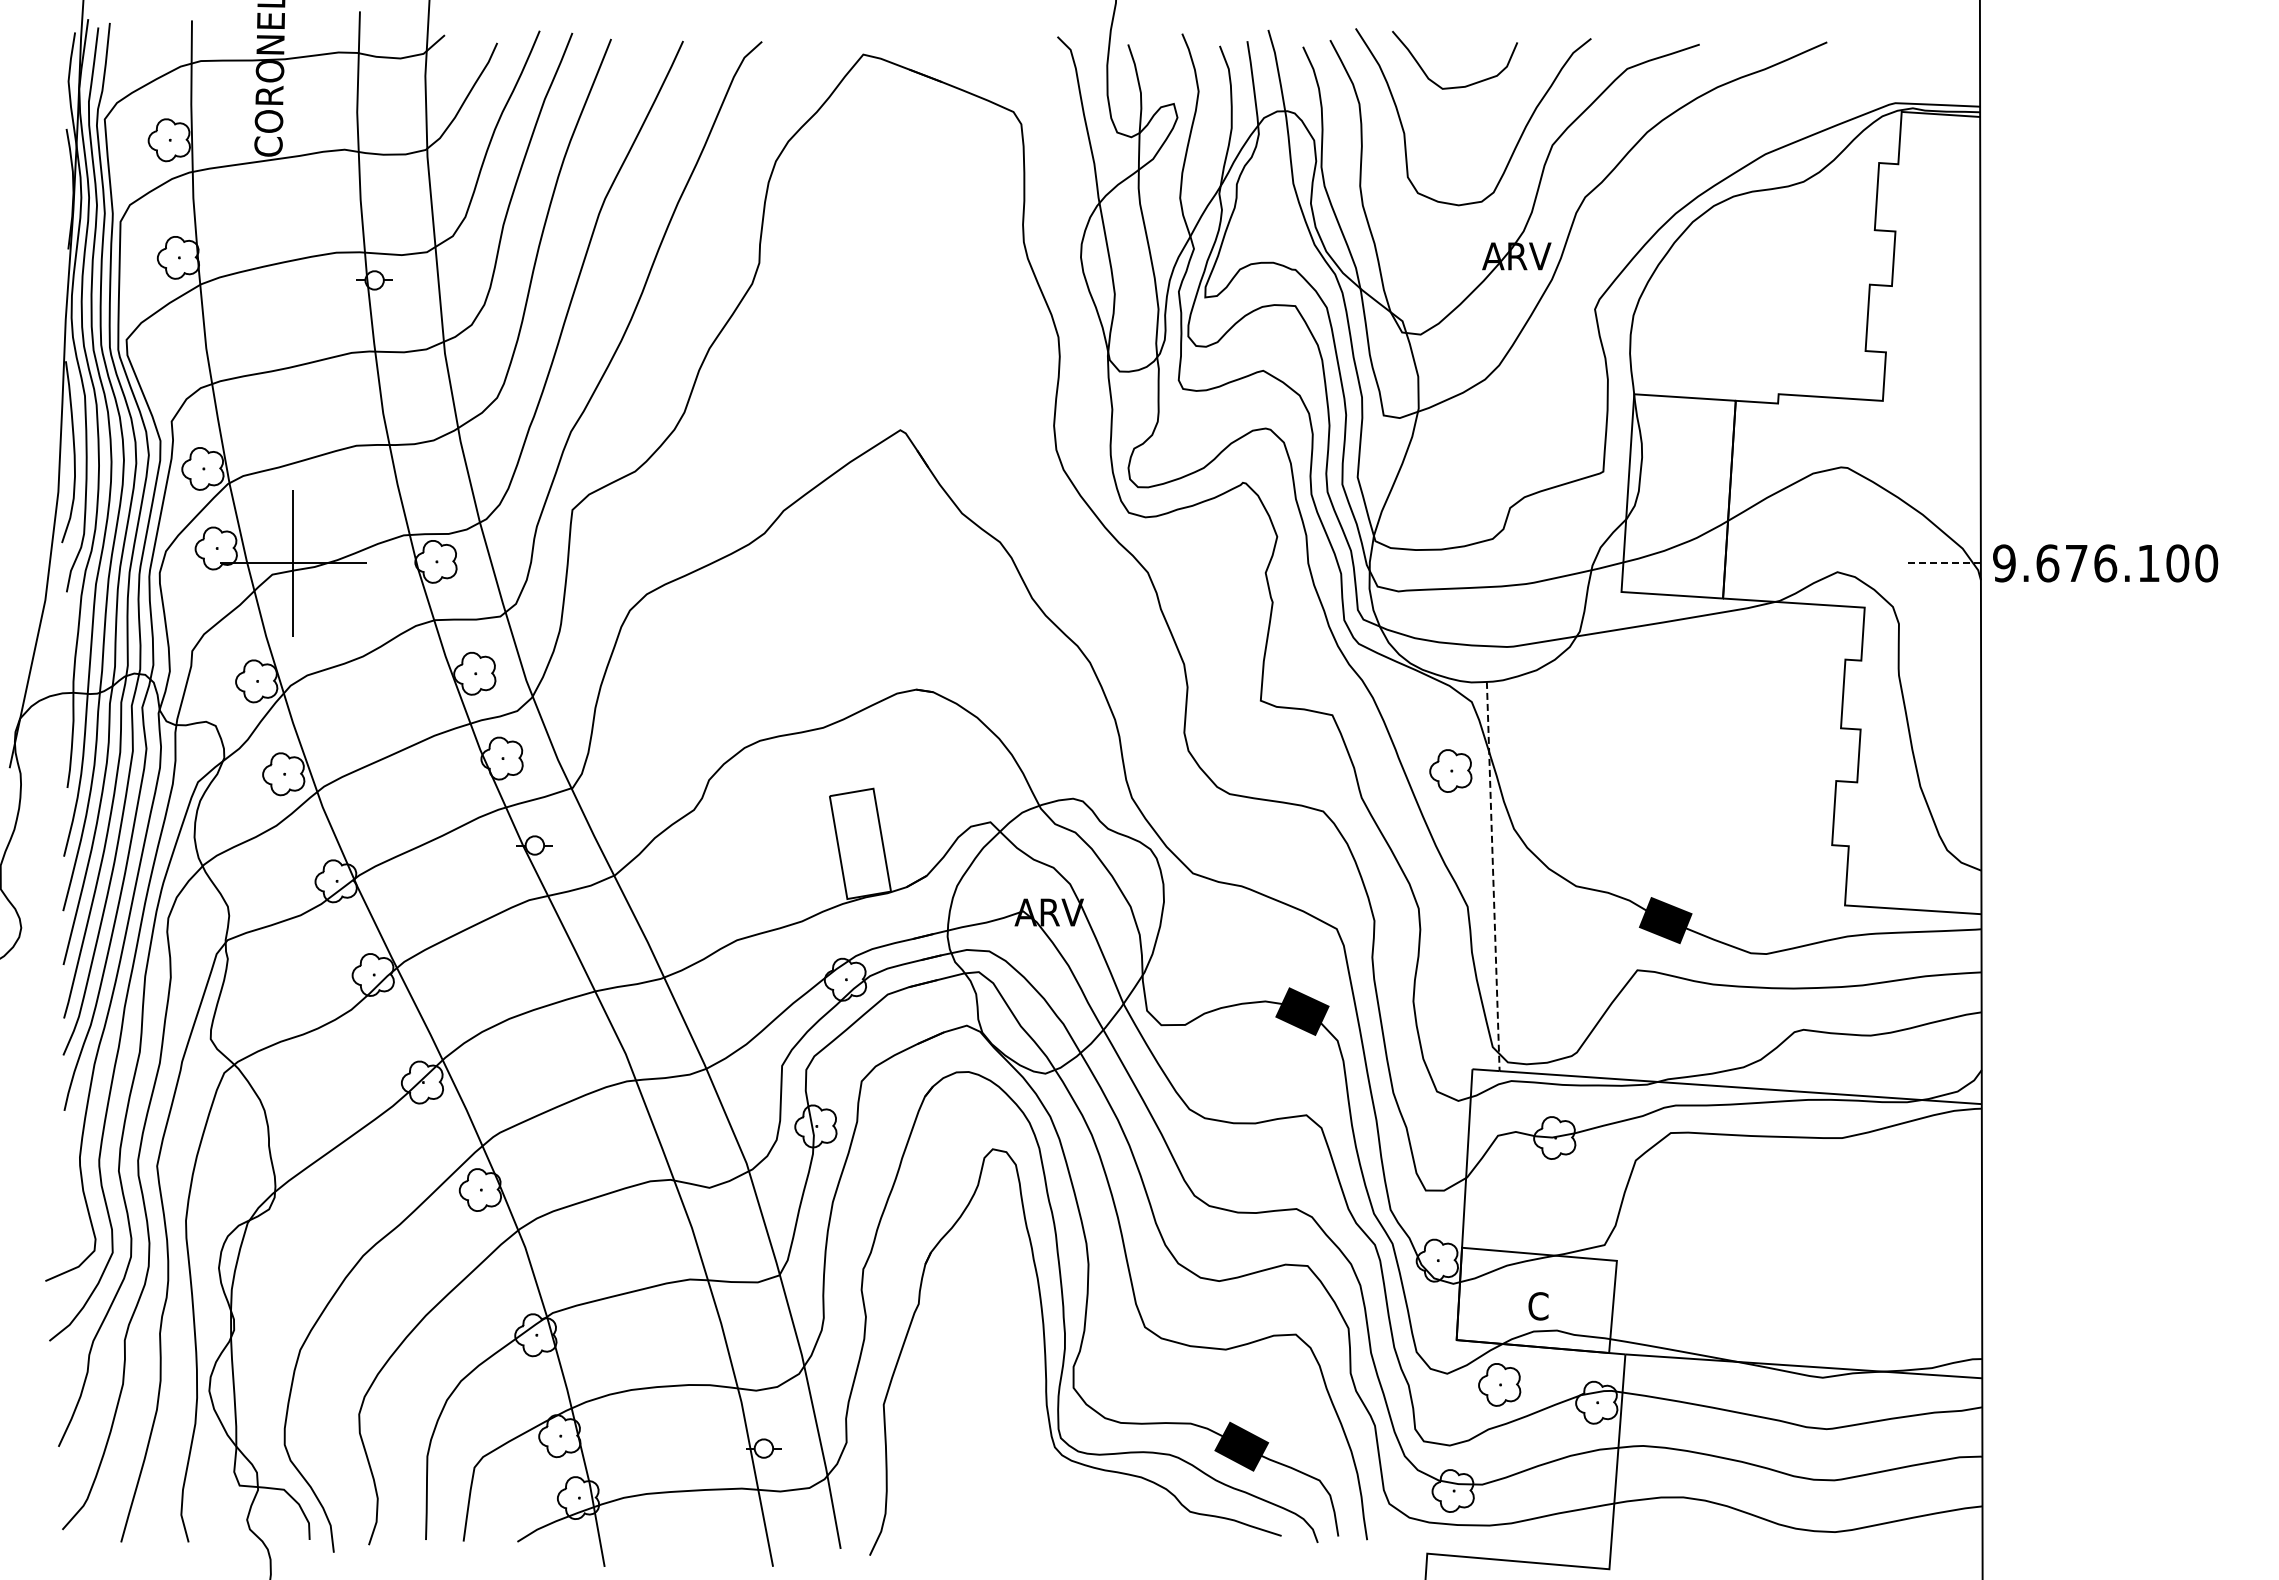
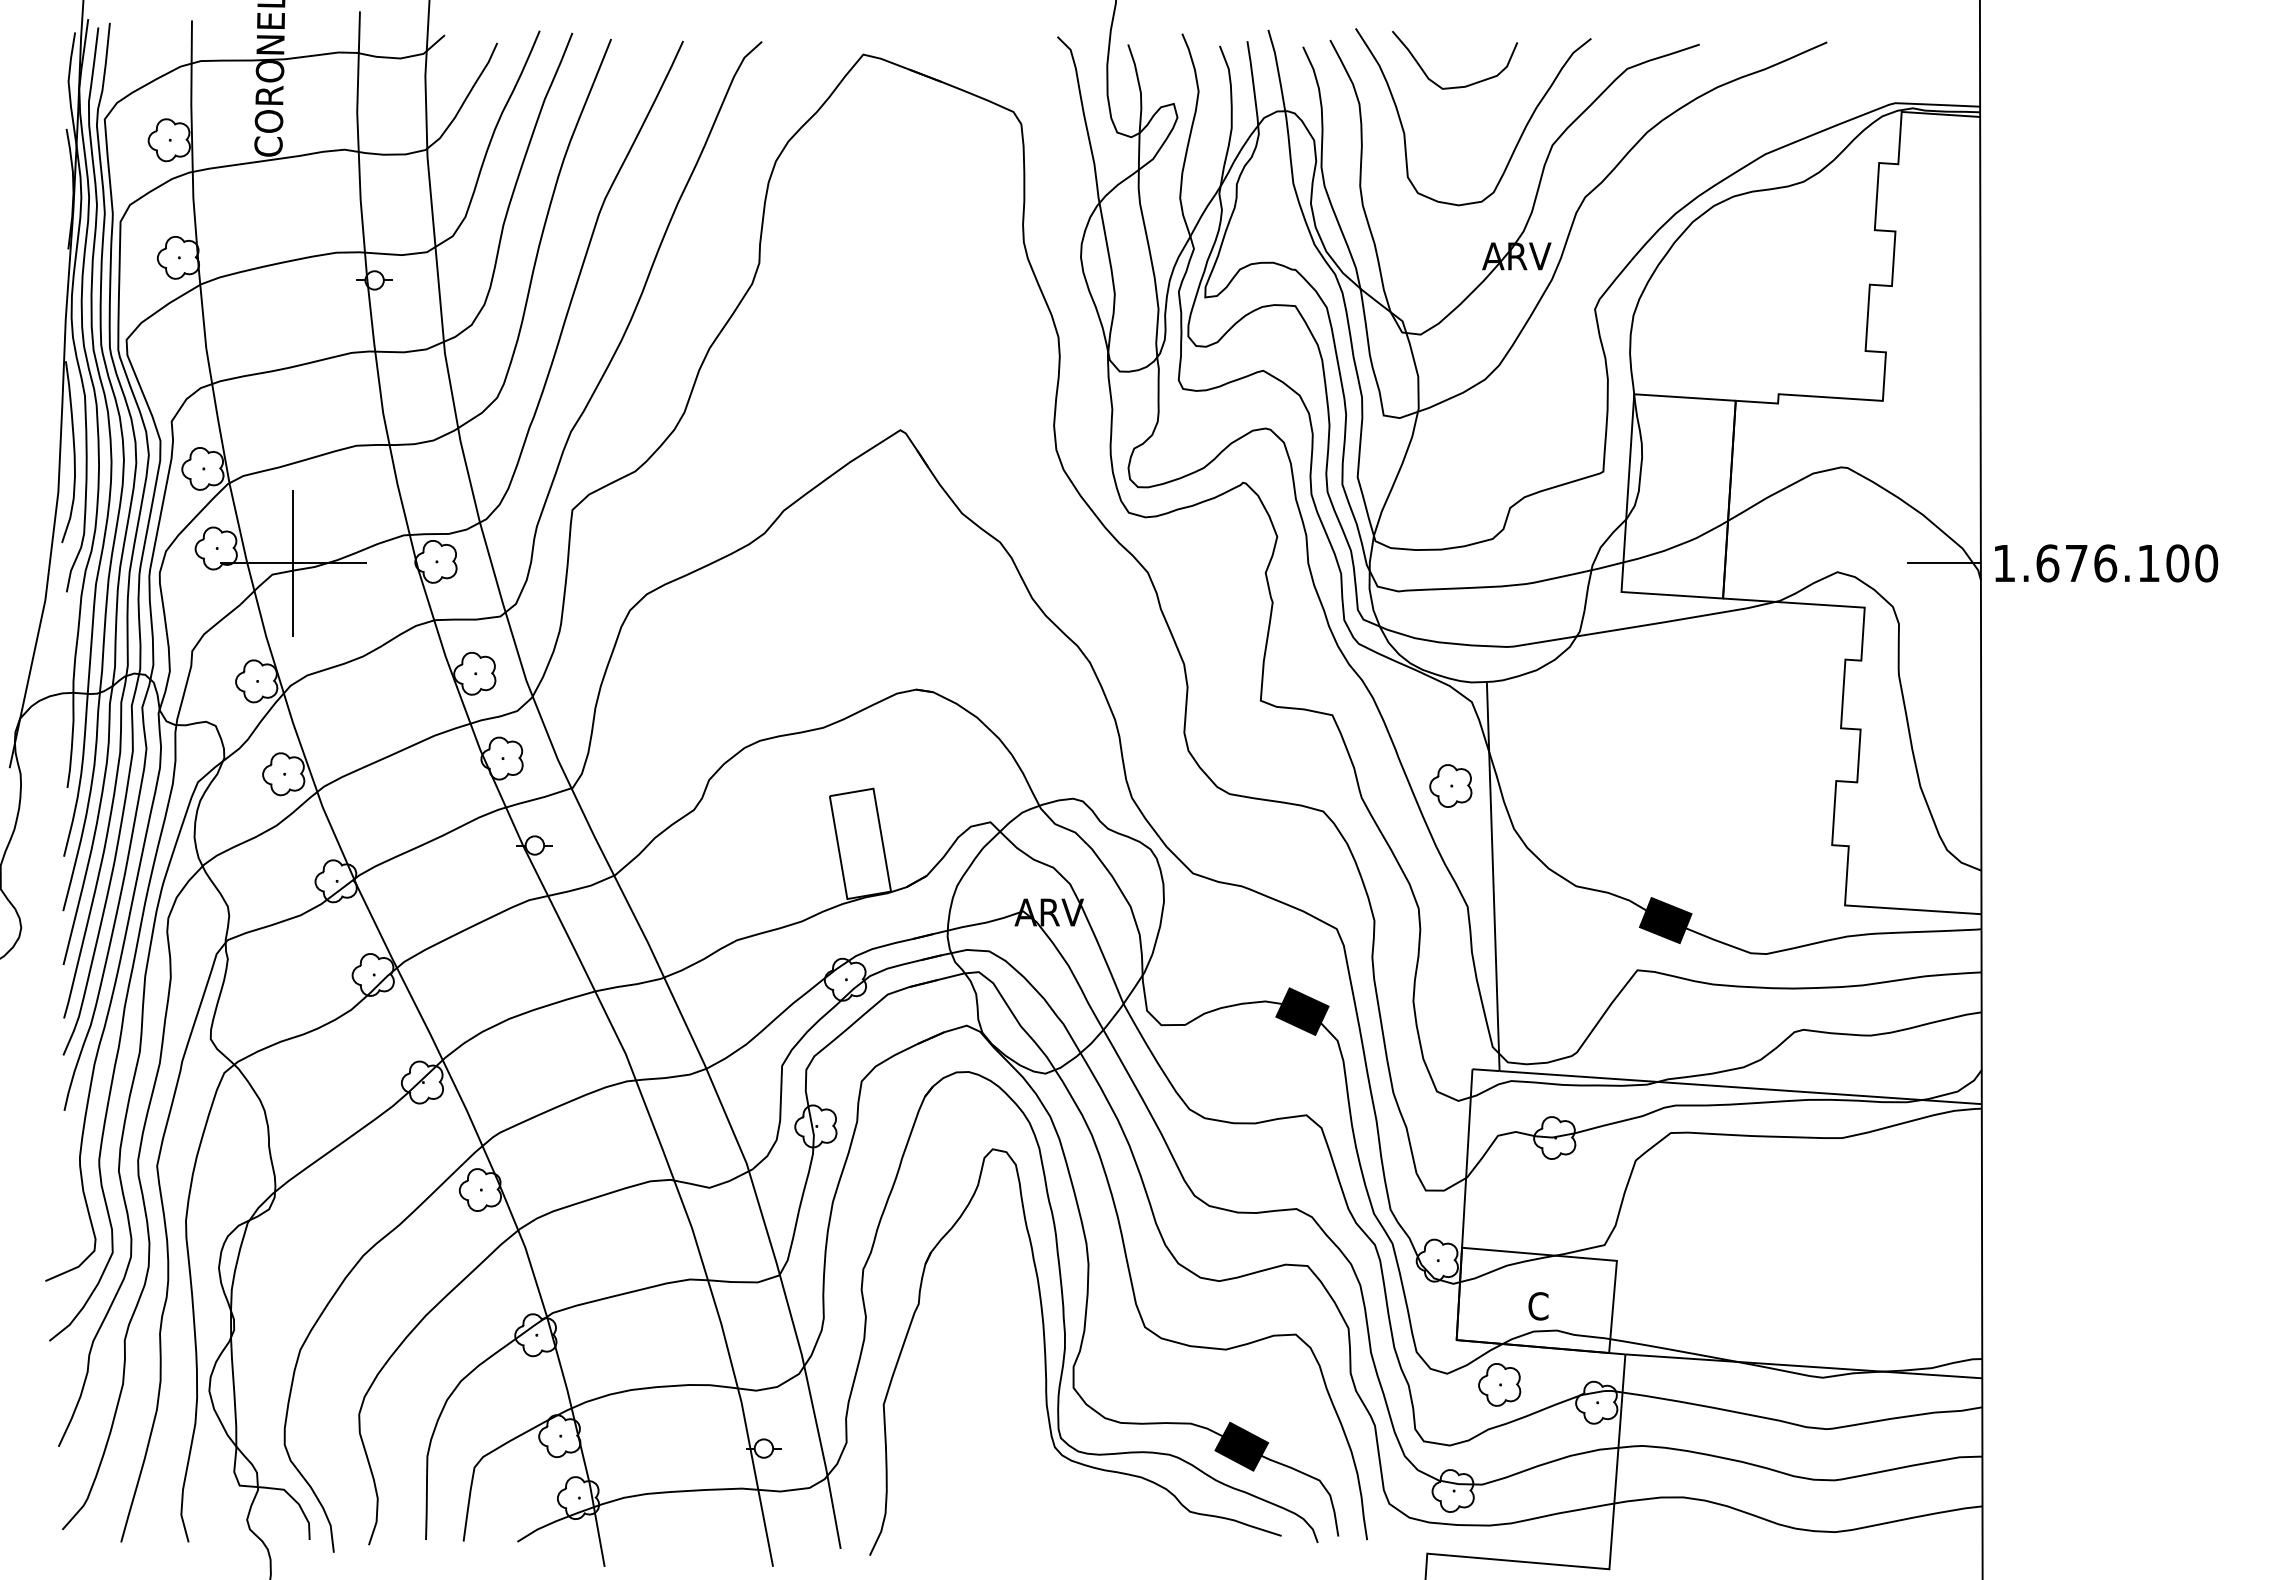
line: dashed -> solid (1944, 563)
text: 9.676.100 -> 1.676.100 (2004, 563)
part position: (1450, 770) -> (1450, 785) (1450, 785)
line: dashed -> solid (1493, 876)
